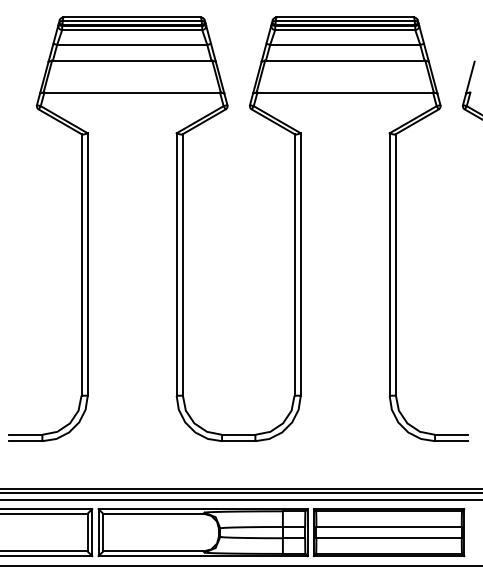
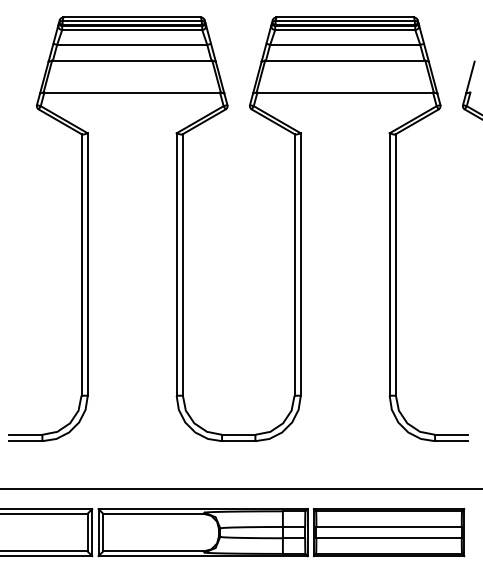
line: present -> none (240, 493)
line: present -> none (240, 499)
line: present -> none (240, 565)
